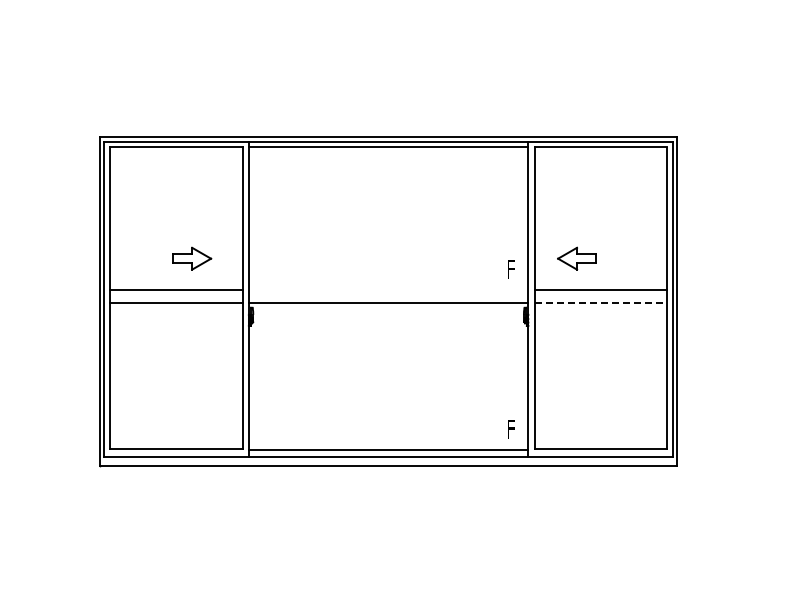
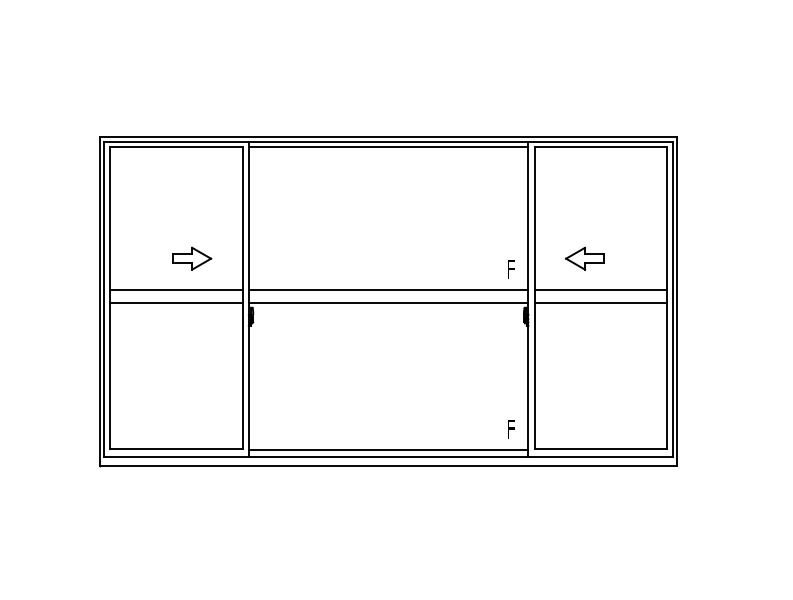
part position: (576, 258) -> (584, 258) (584, 258)
line: none -> present (388, 290)
line: dashed -> solid (601, 302)
